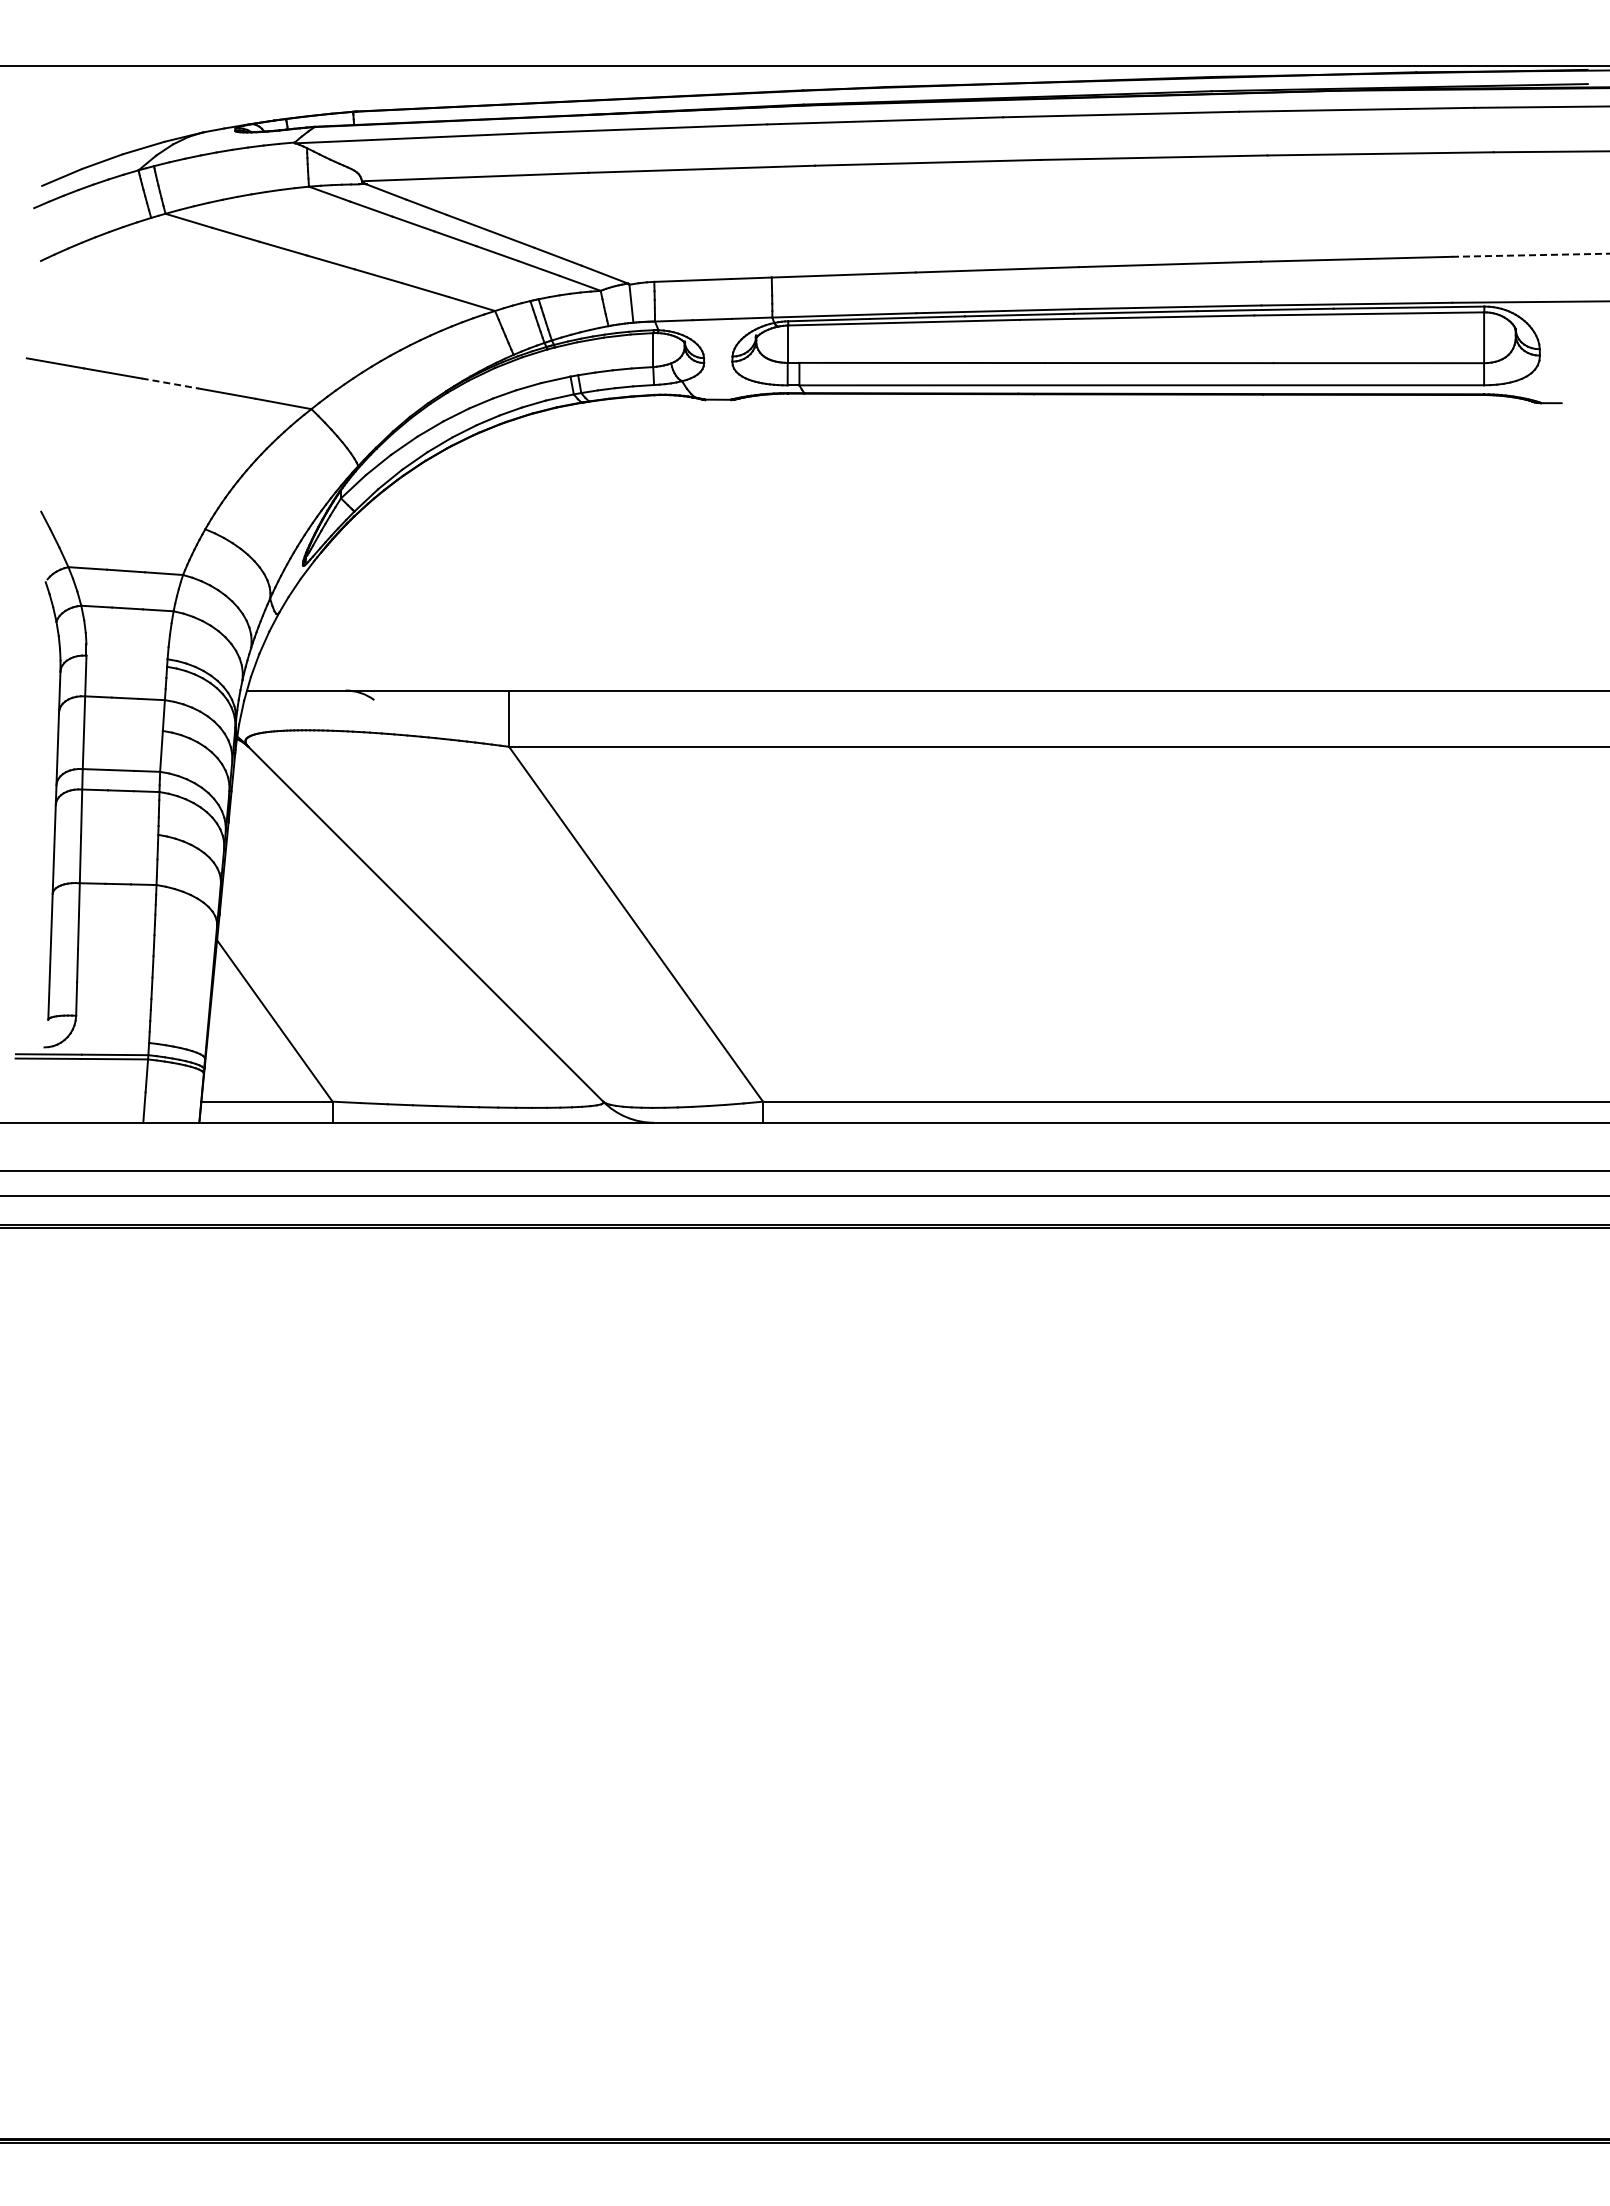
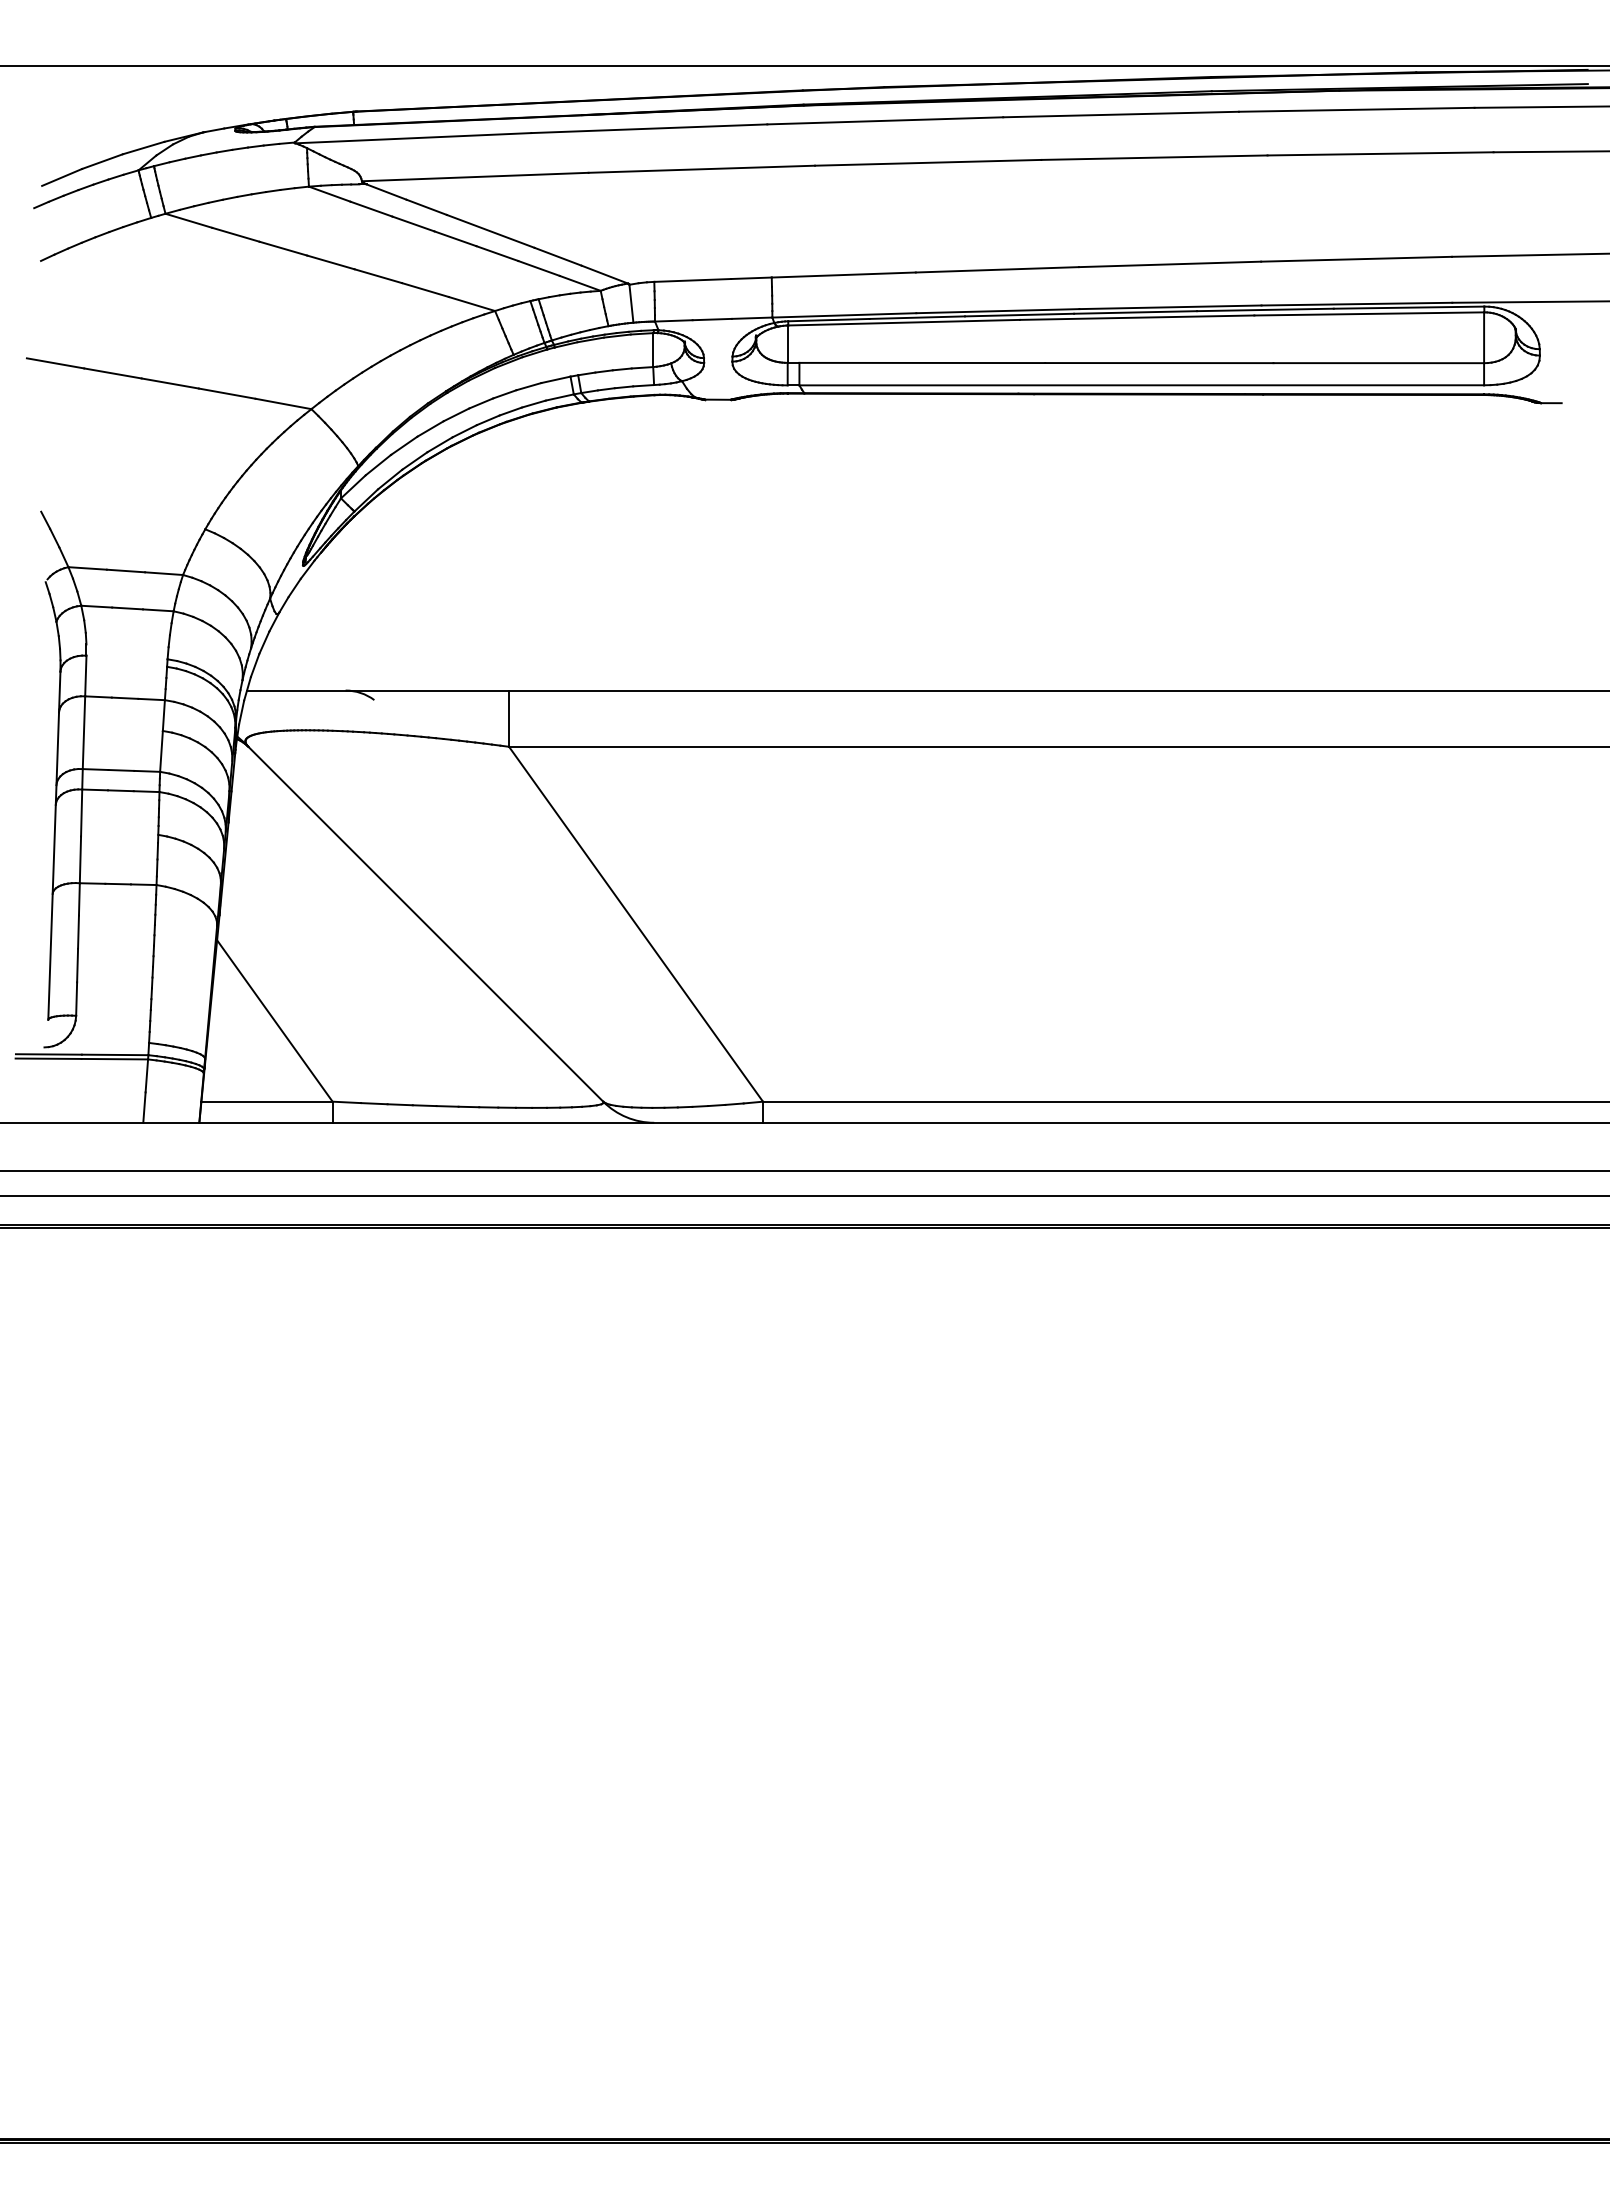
line: dashed -> solid (1530, 255)
line: dashed -> solid (170, 383)
